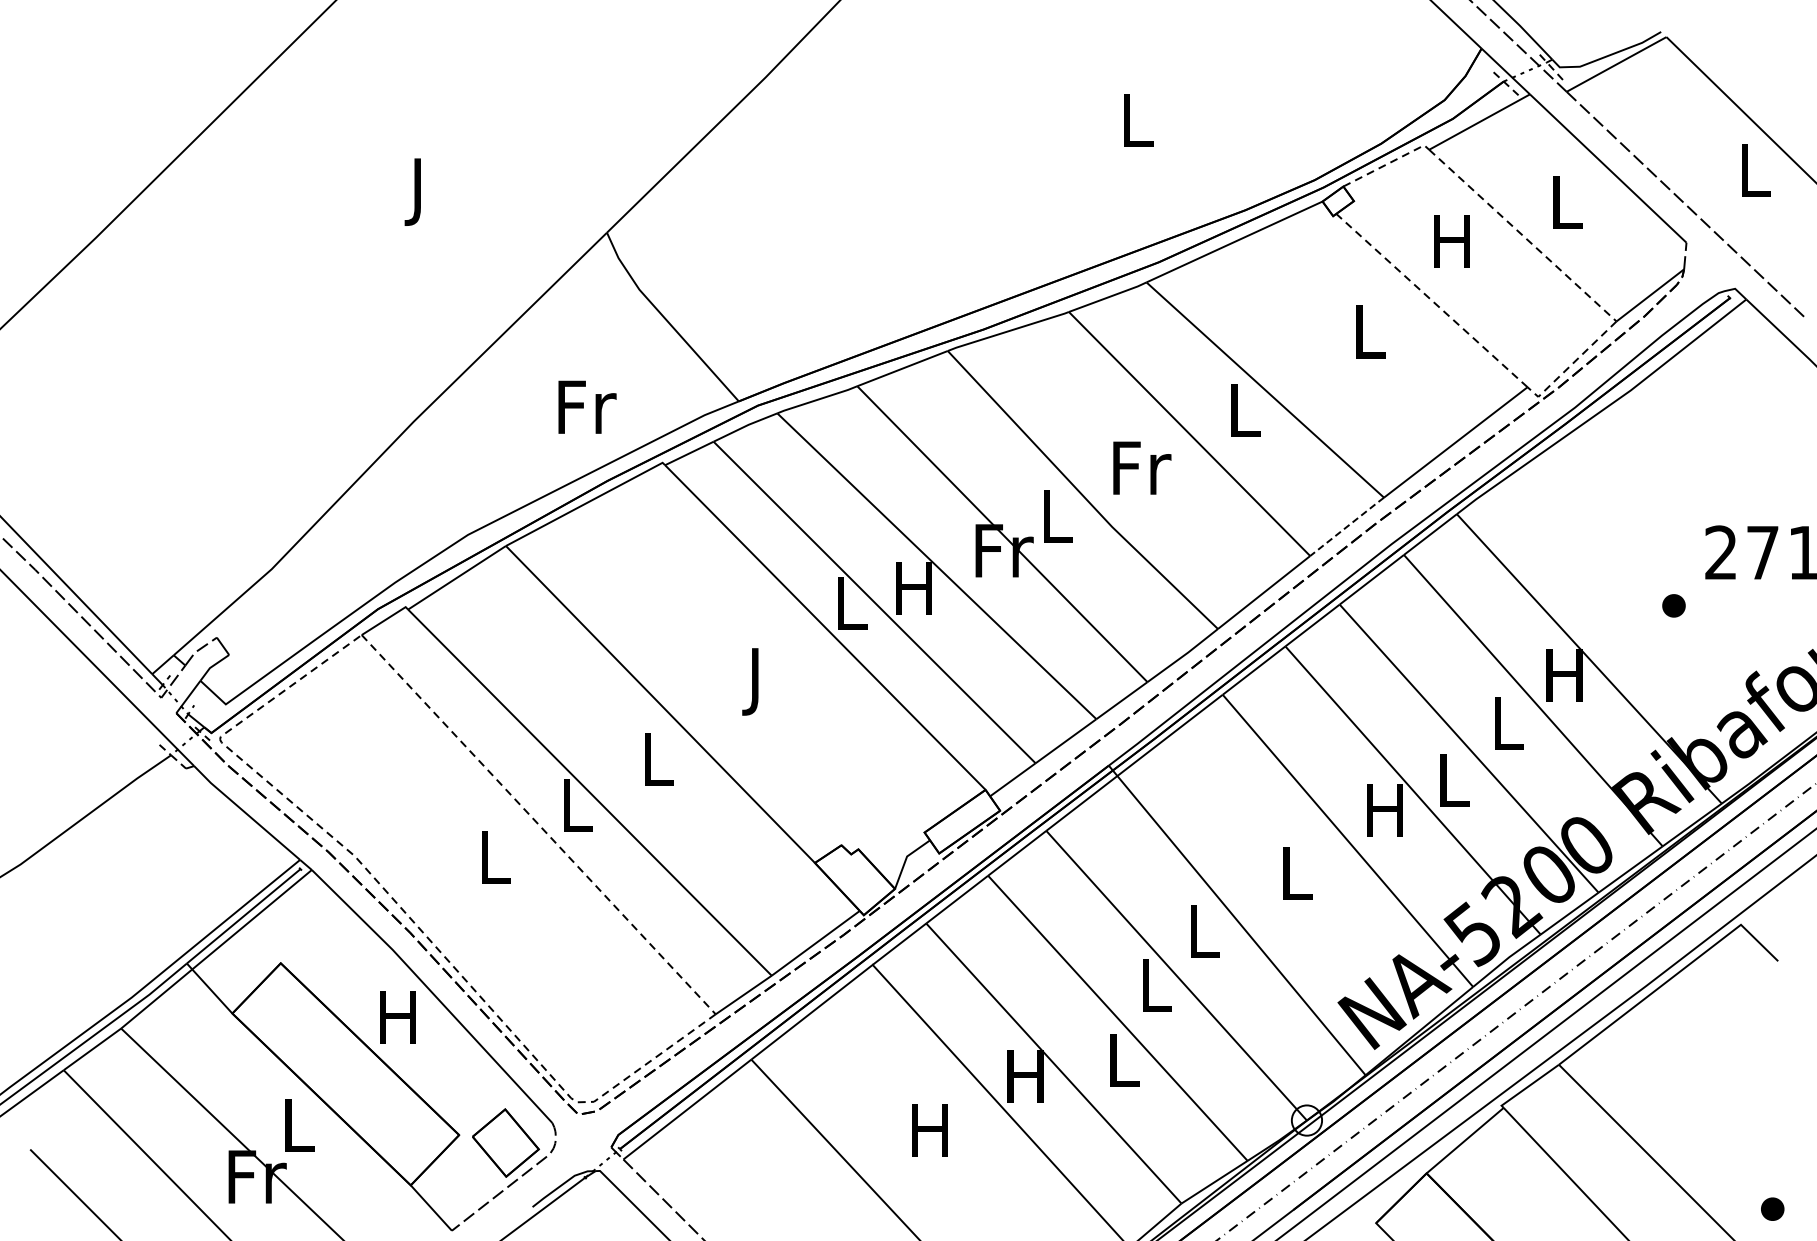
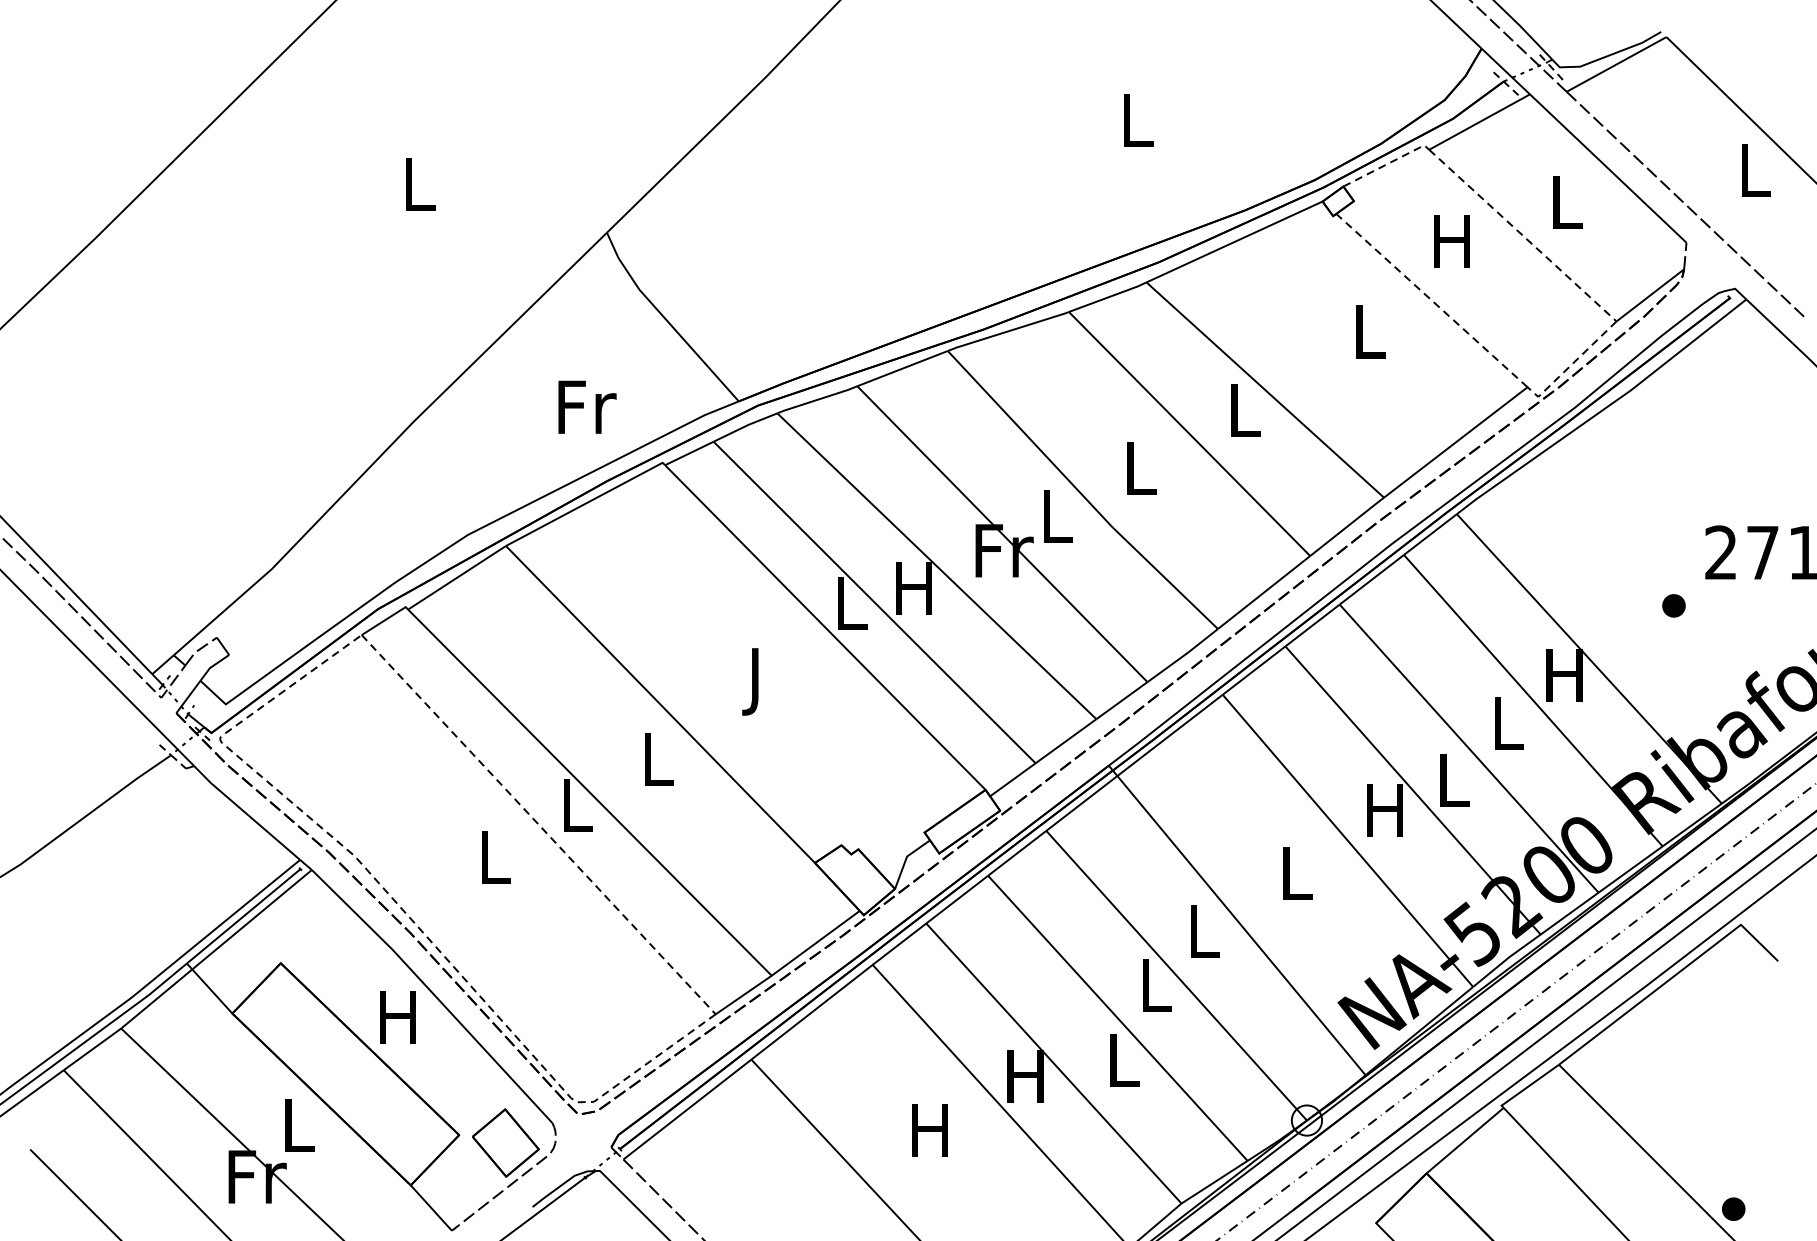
text: J -> L (419, 191)
text: Fr -> L (1142, 467)
line: dashed -> solid (1347, 526)
part position: (1772, 1208) -> (1733, 1208) (1733, 1208)
